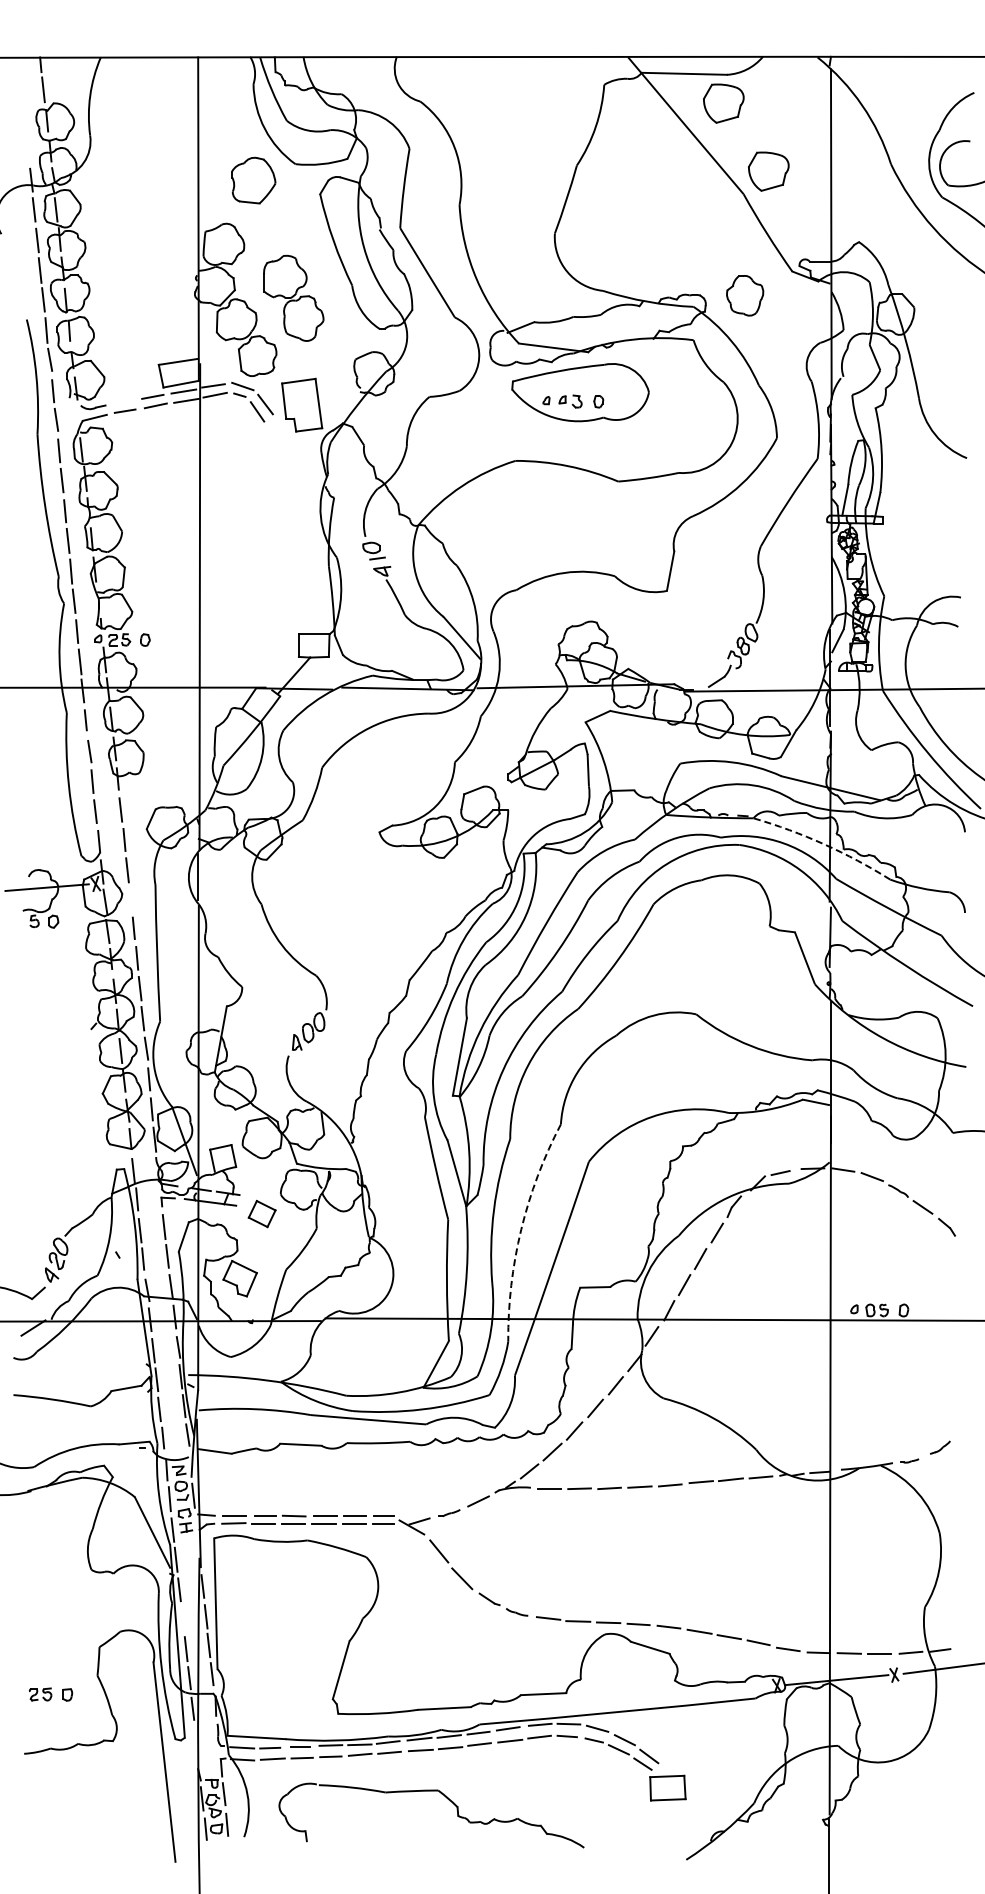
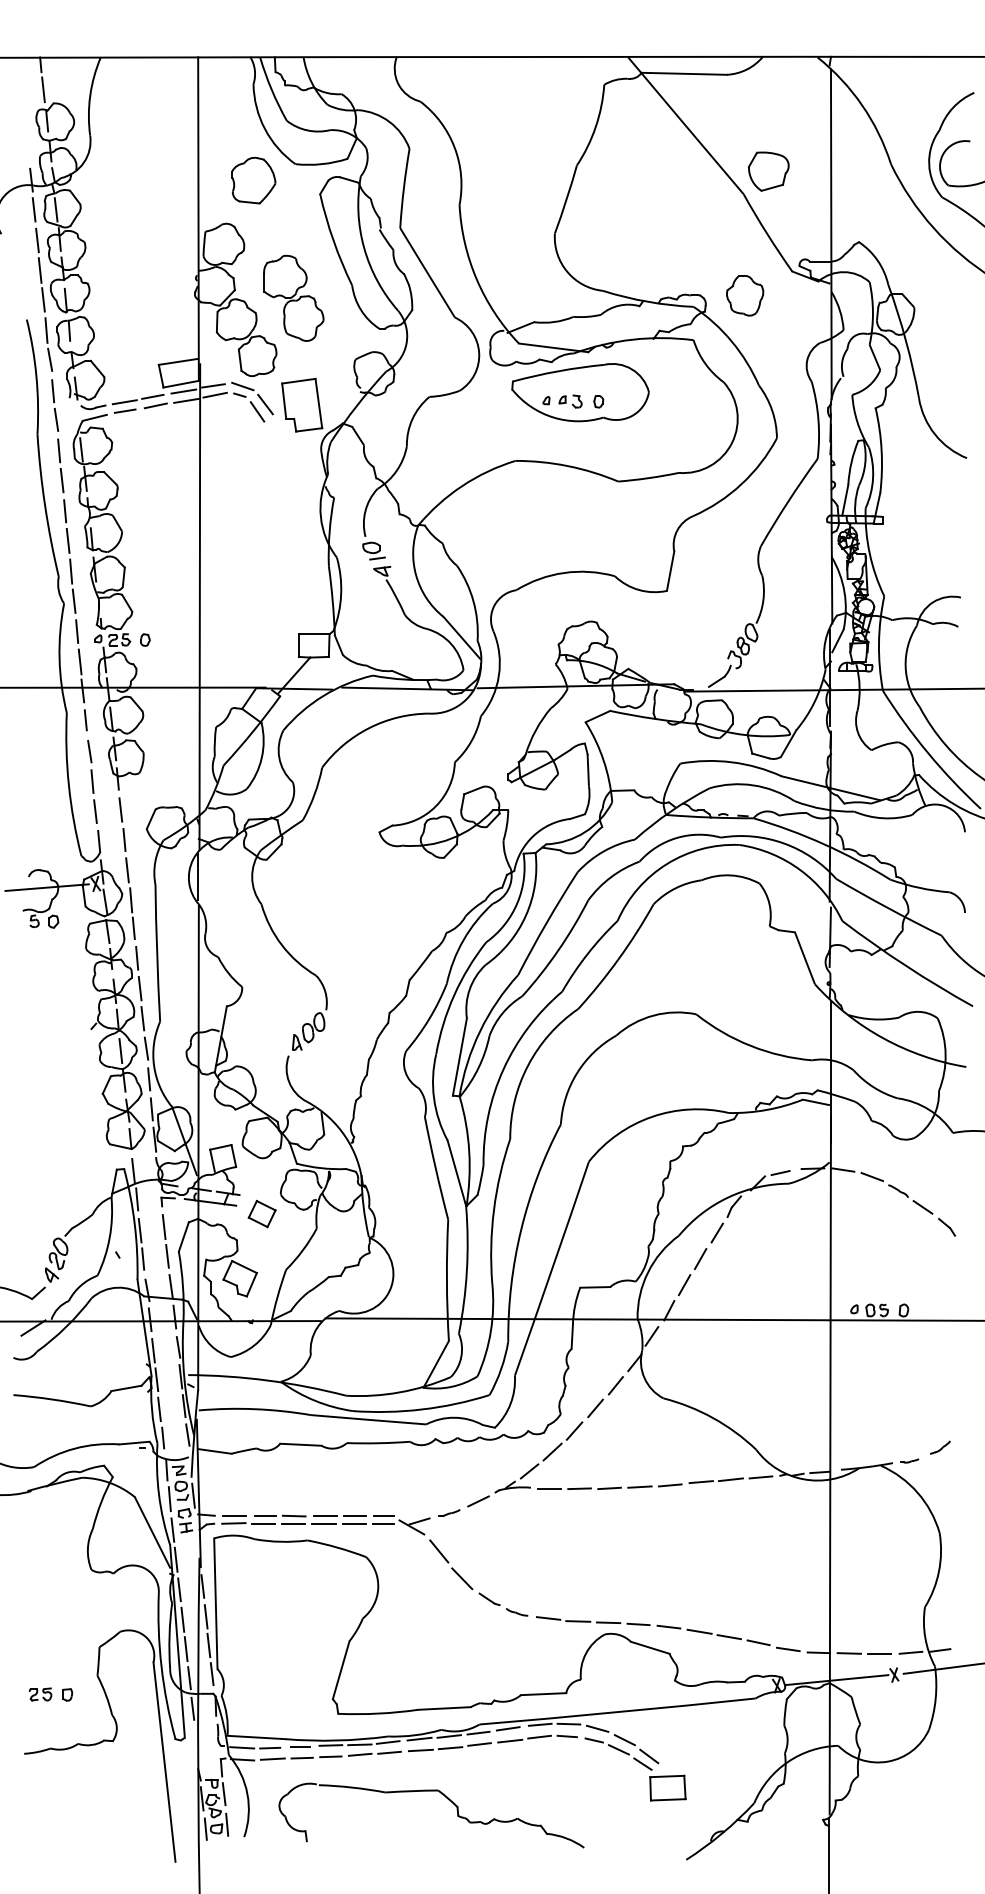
part: present -> none (723, 103)
line: none -> present (124, 402)
arc: dashed -> solid (824, 844)
line: none -> present (131, 900)
arc: dashed -> solid (521, 1229)
line: none -> present (182, 1619)
